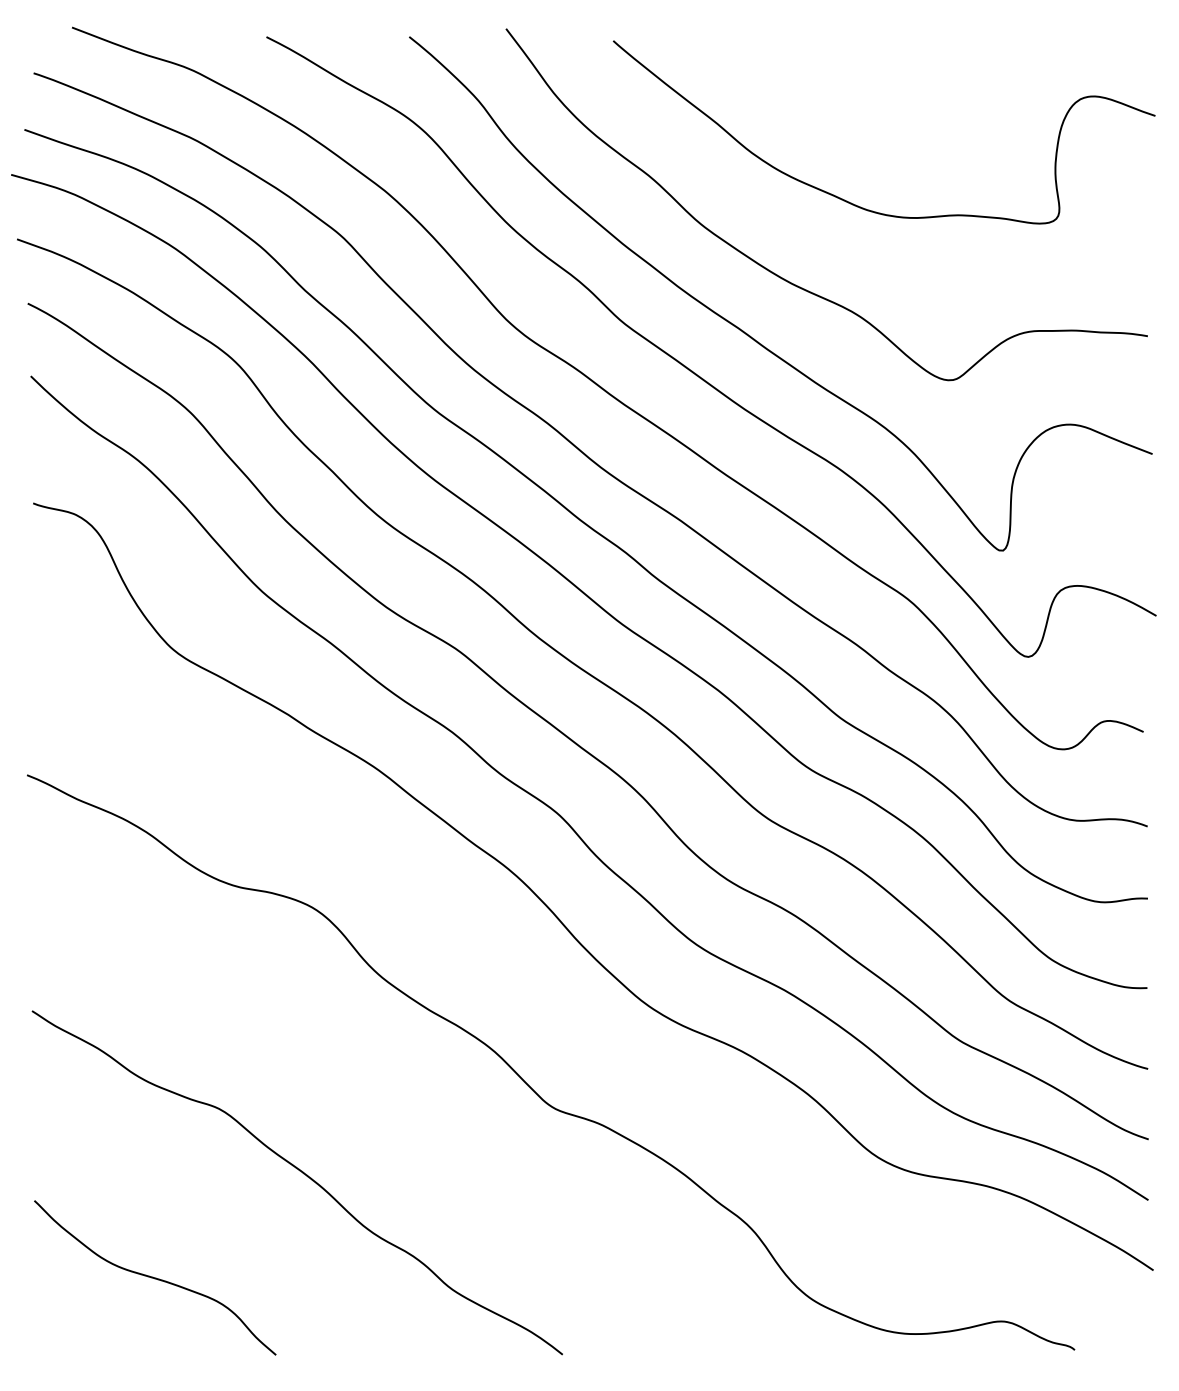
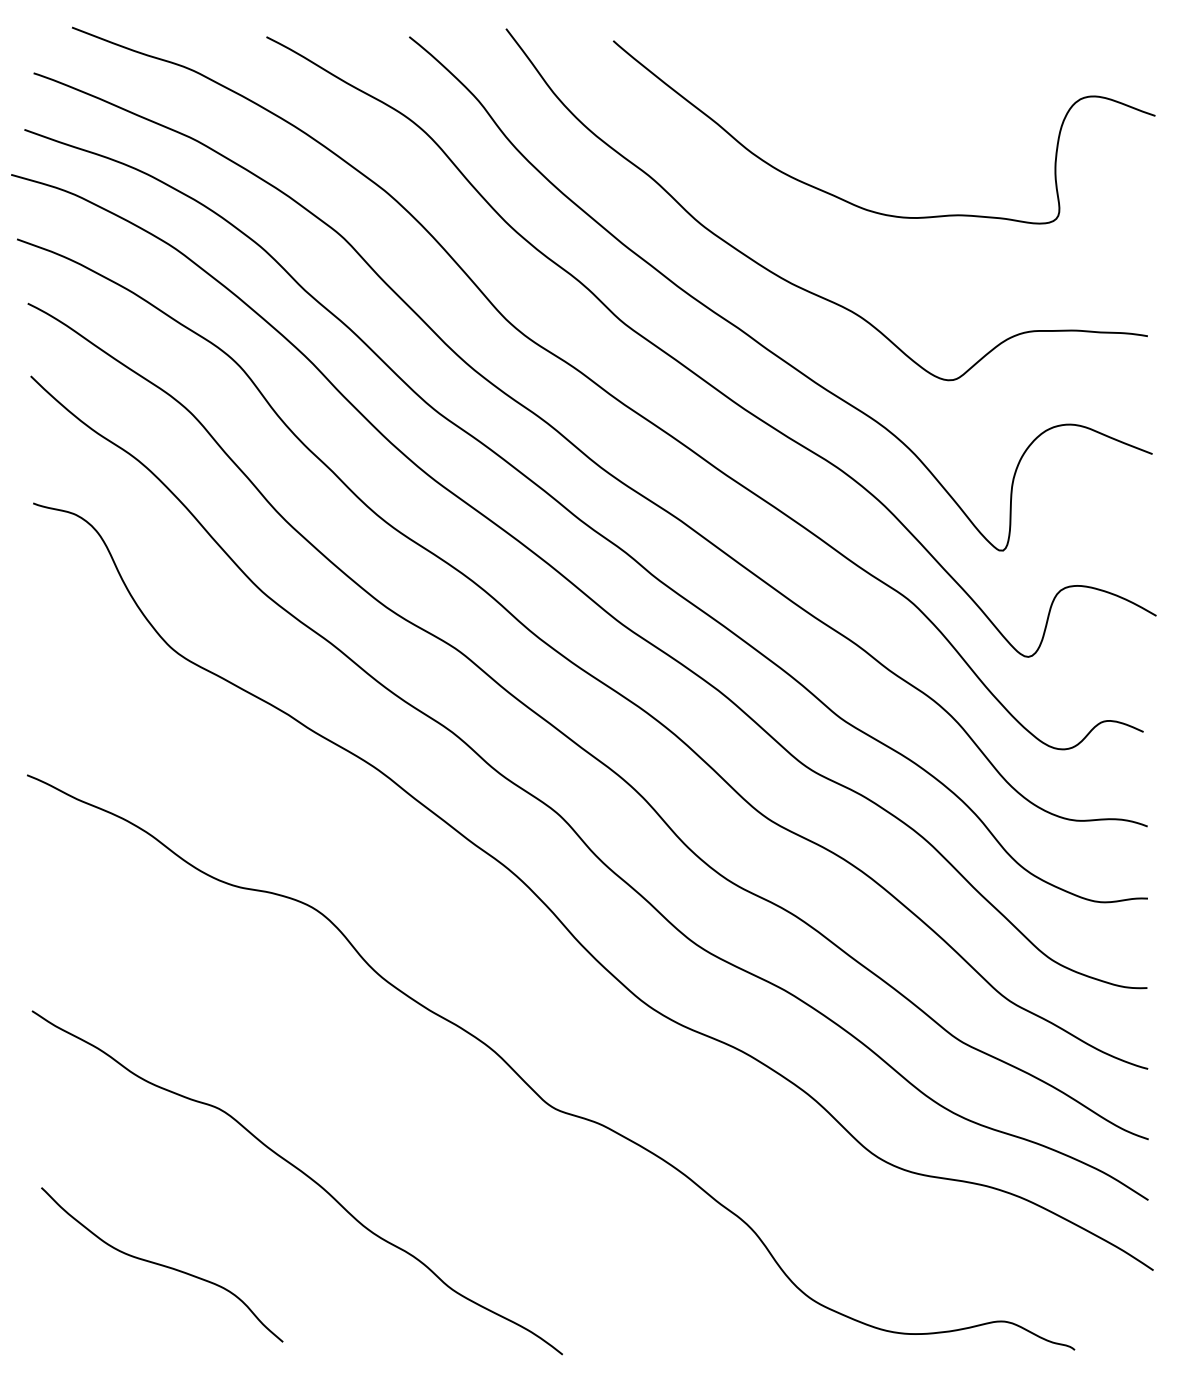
curve position: (155, 1277) -> (162, 1264) (162, 1264)
